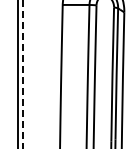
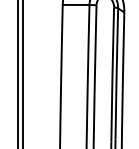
line: dashed -> solid (23, 74)
